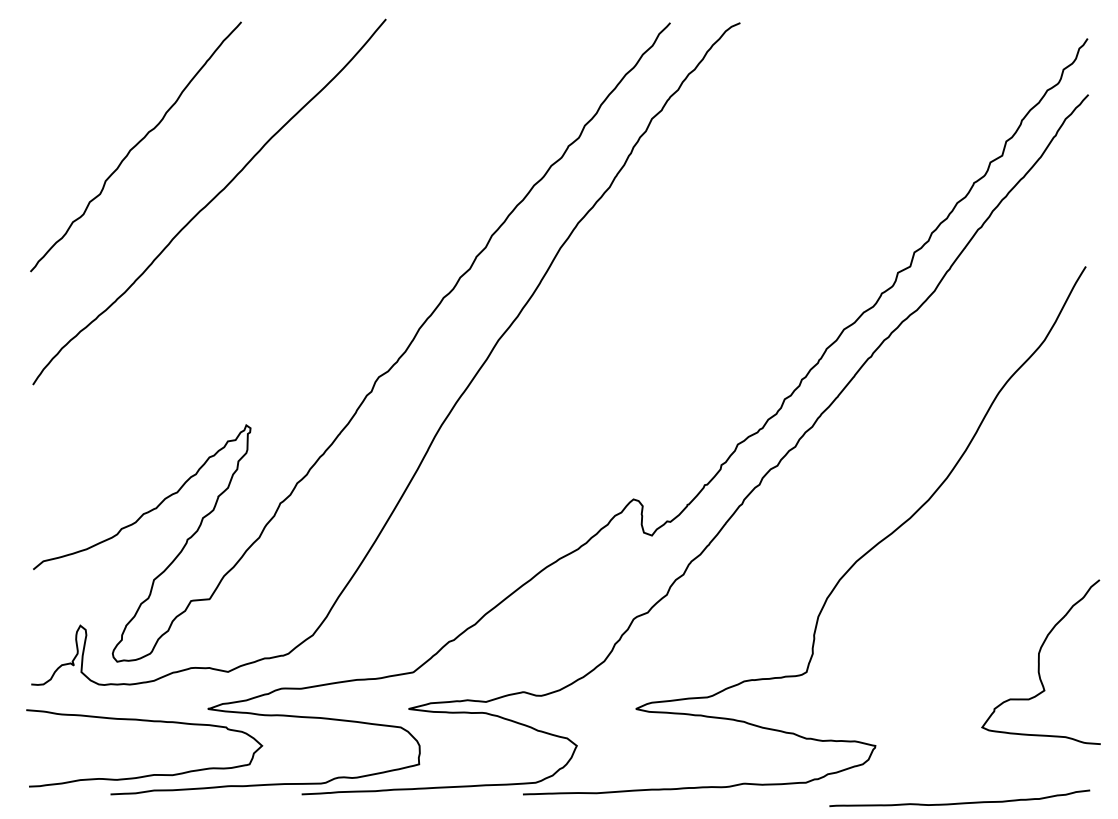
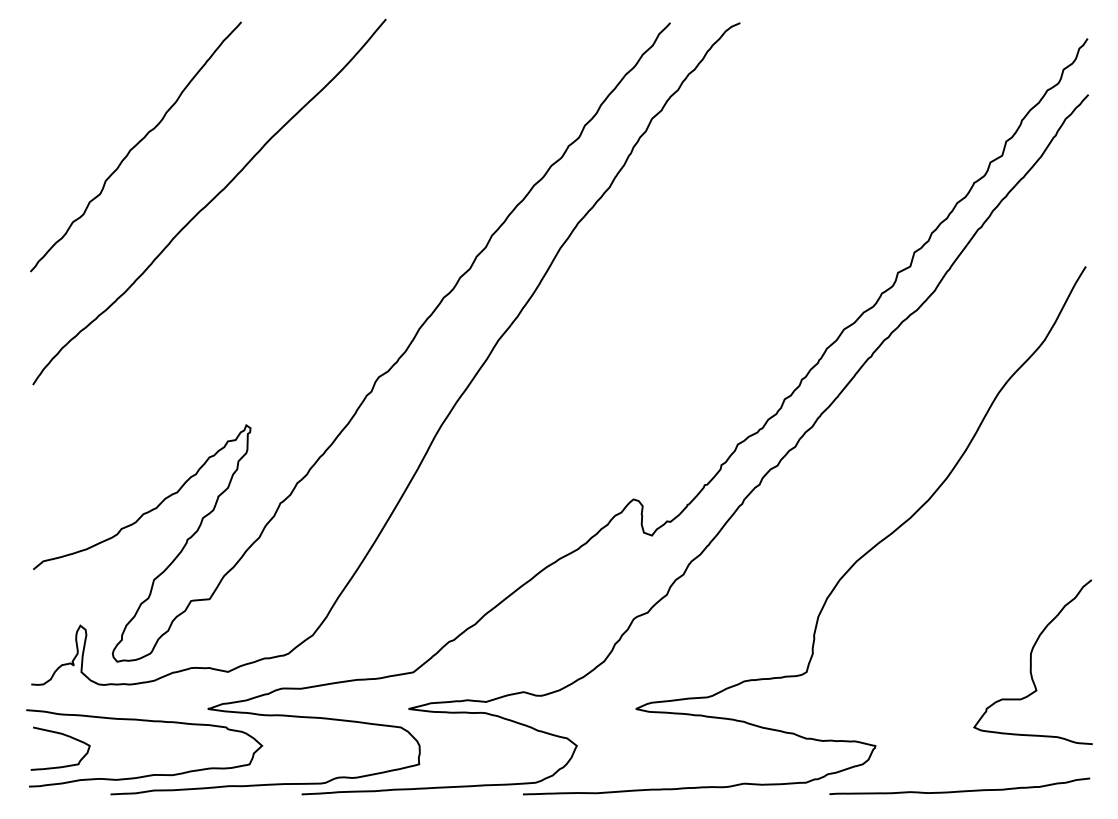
curve position: (1039, 661) -> (1031, 661) (1031, 661)
curve: none -> present (65, 736)
curve position: (959, 802) -> (959, 790) (959, 790)
